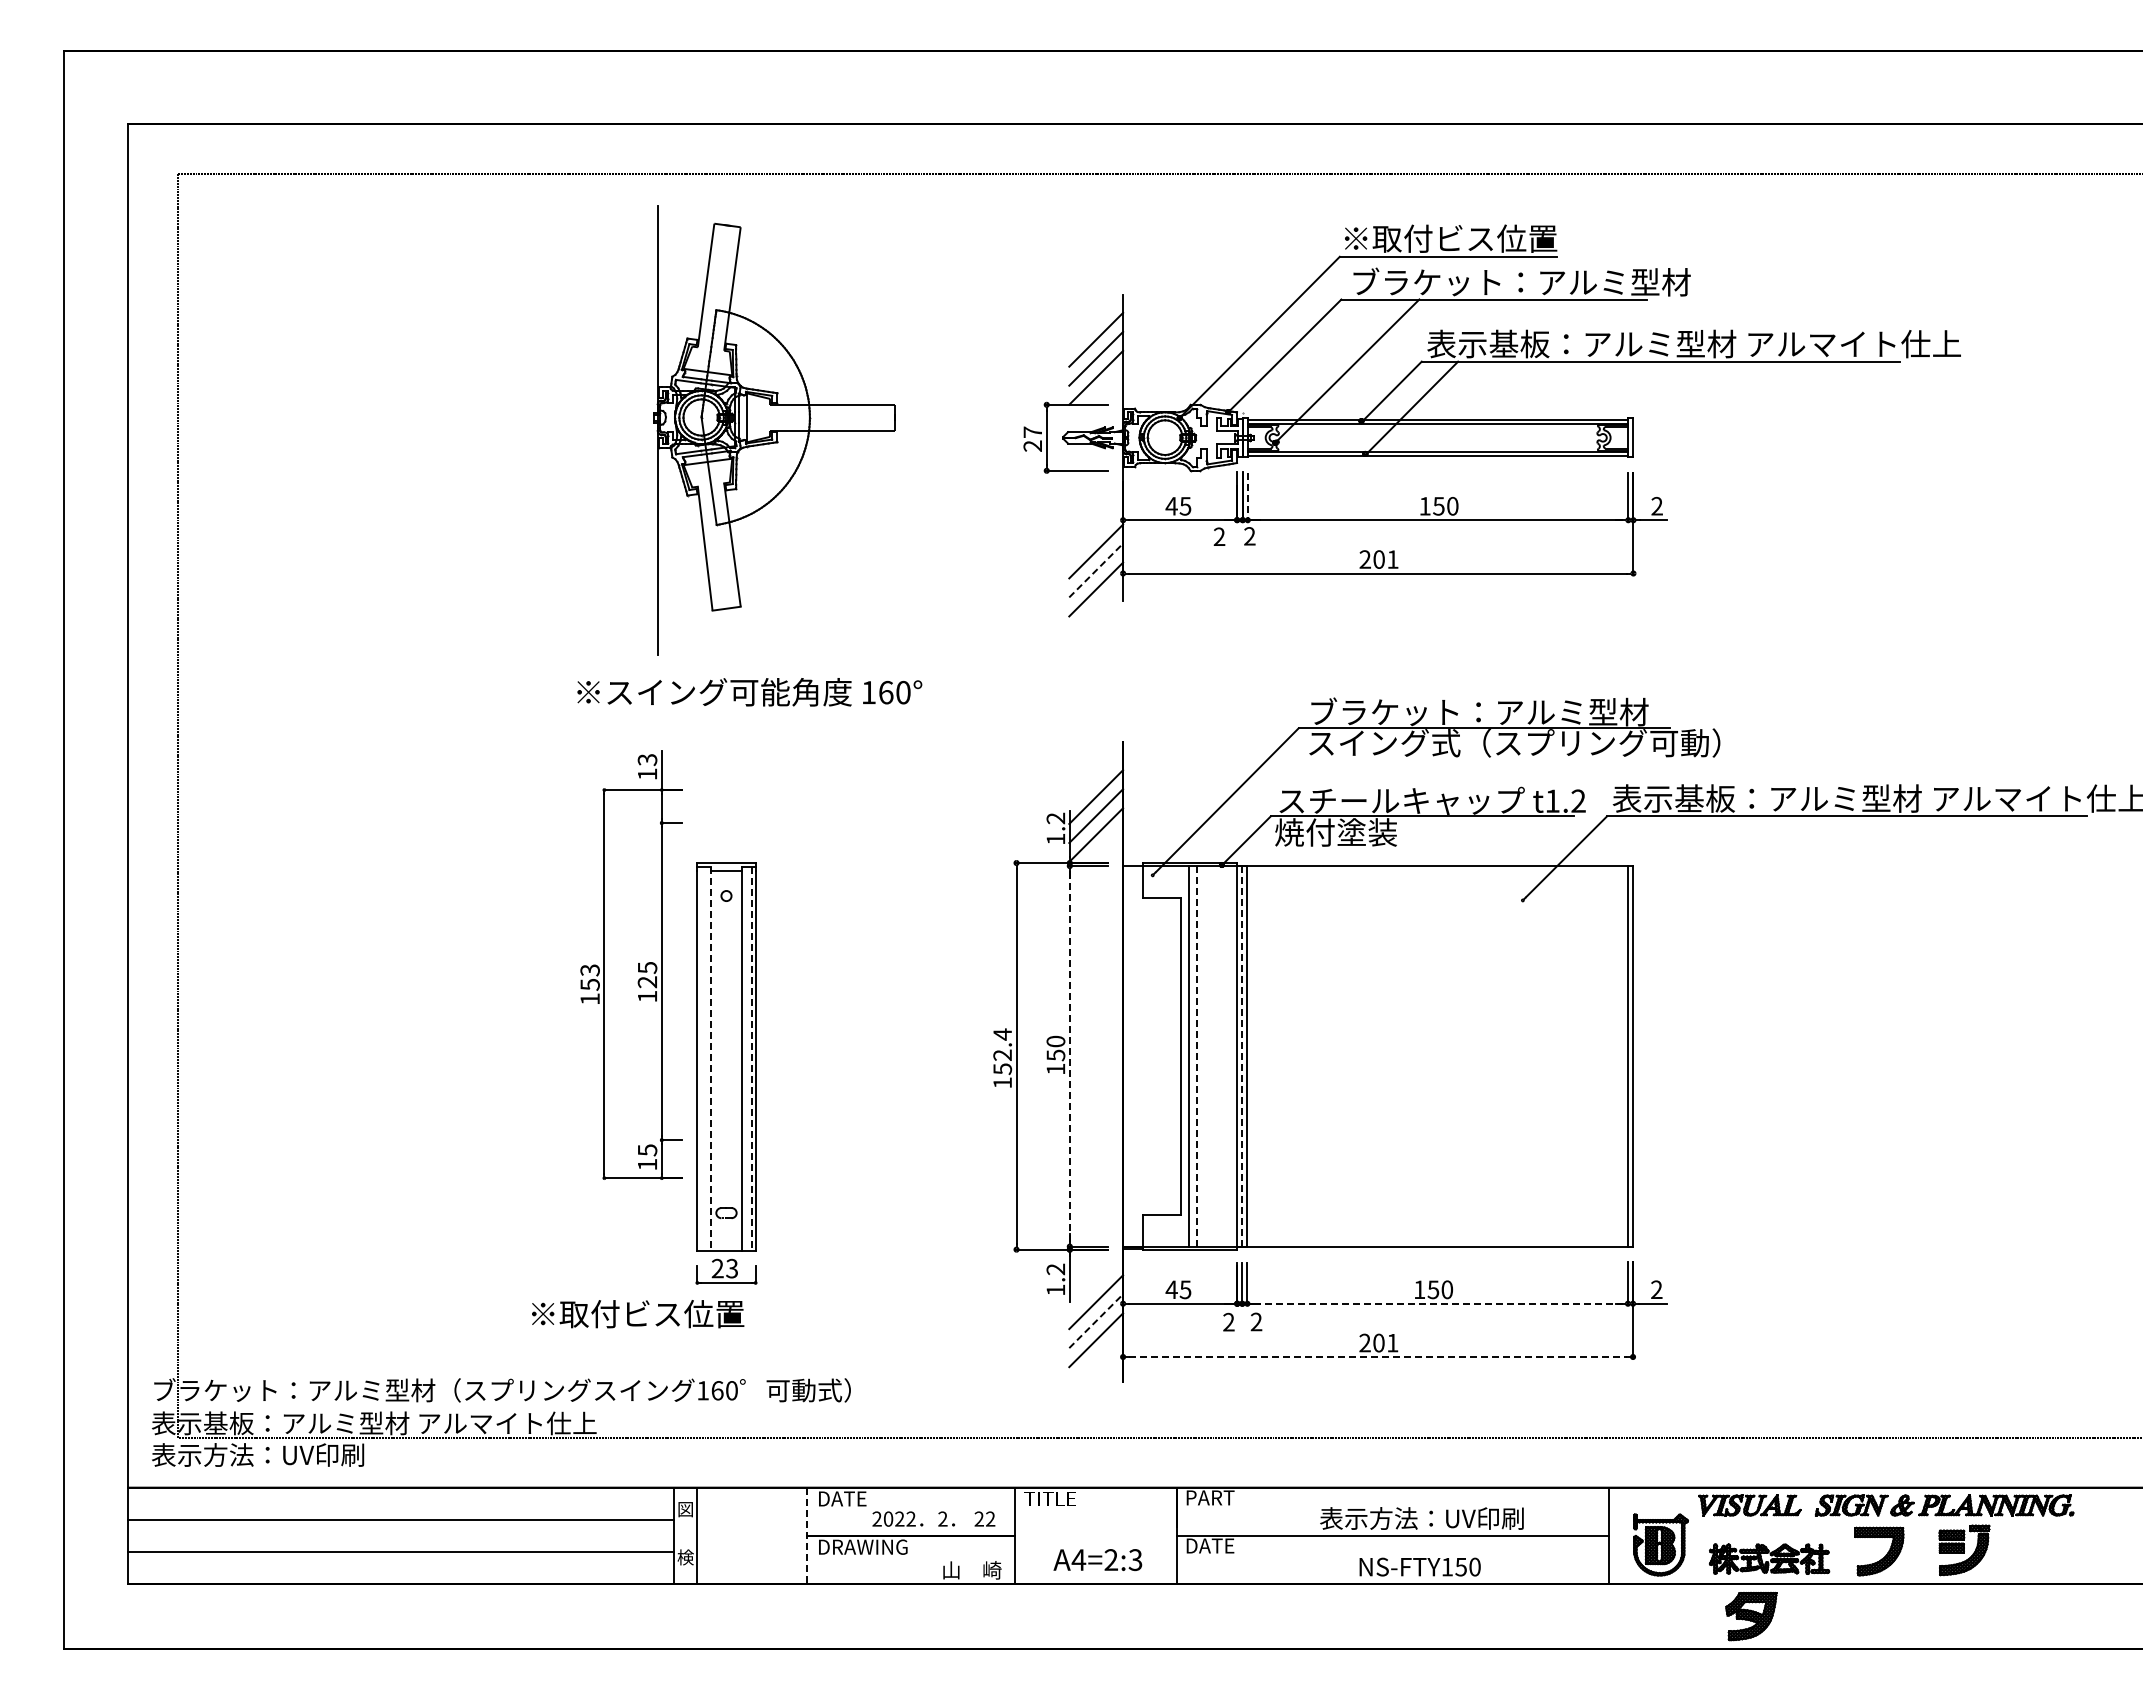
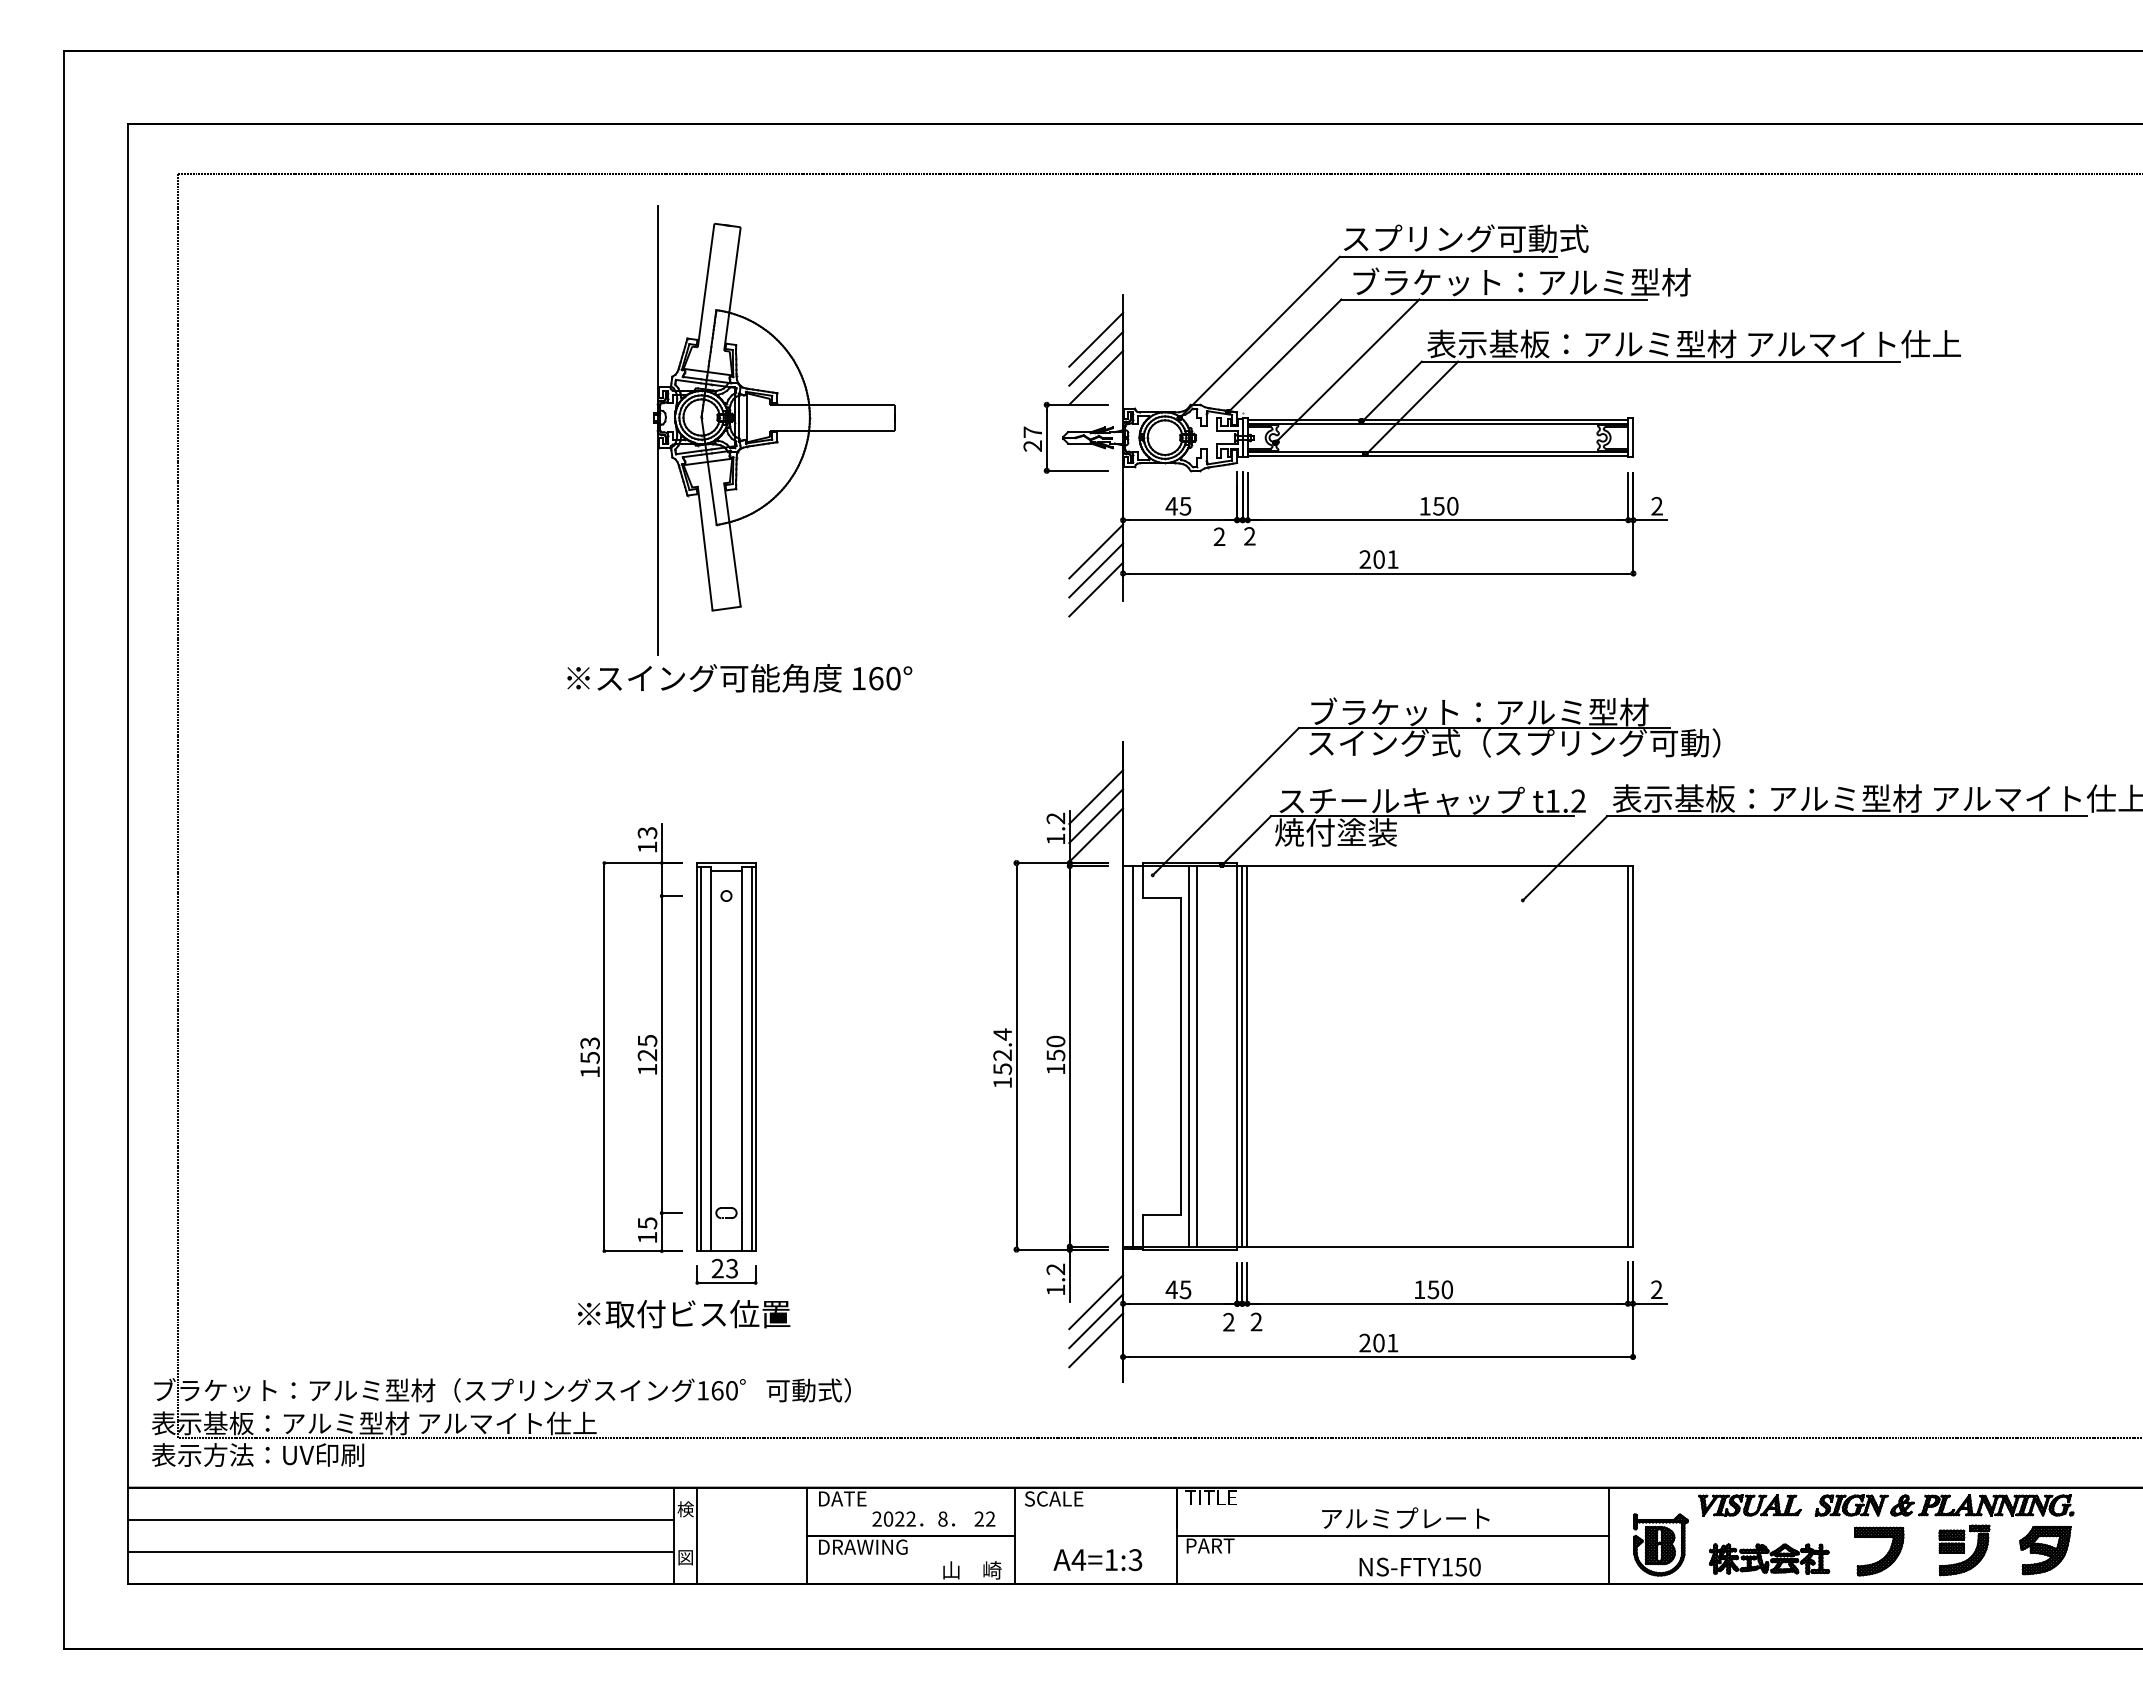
text: ※取付ビス位置 -> スプリング可動式 (1466, 238)
line: dashed -> solid (1247, 496)
line: dashed -> solid (1096, 570)
text position: (749, 692) -> (739, 678) (739, 678)
part position: (631, 964) -> (631, 1037) (631, 1037)
line: dashed -> solid (1242, 1055)
line: dashed -> solid (1069, 1056)
line: dashed -> solid (1196, 1056)
line: none -> present (1133, 1057)
line: none -> present (701, 1058)
line: dashed -> solid (710, 1059)
line: dashed -> solid (751, 1059)
line: dashed -> solid (1433, 1303)
text position: (638, 1314) -> (684, 1314) (684, 1314)
line: dashed -> solid (1096, 1320)
line: dashed -> solid (1378, 1357)
text: PART -> TITLE (1210, 1497)
text: TITLE -> SCALE (1053, 1498)
text: 図 -> 検 (685, 1509)
text: 2 -> 8 (942, 1518)
text: 表示方法：UV印刷 -> アルミプレート (1421, 1518)
line: dashed -> solid (807, 1536)
text: DATE -> PART (1211, 1545)
text: 検 -> 図 (685, 1557)
text: A4=2:3 -> A4=1:3 (1110, 1559)
part position: (1751, 1616) -> (2045, 1550) (2045, 1550)
